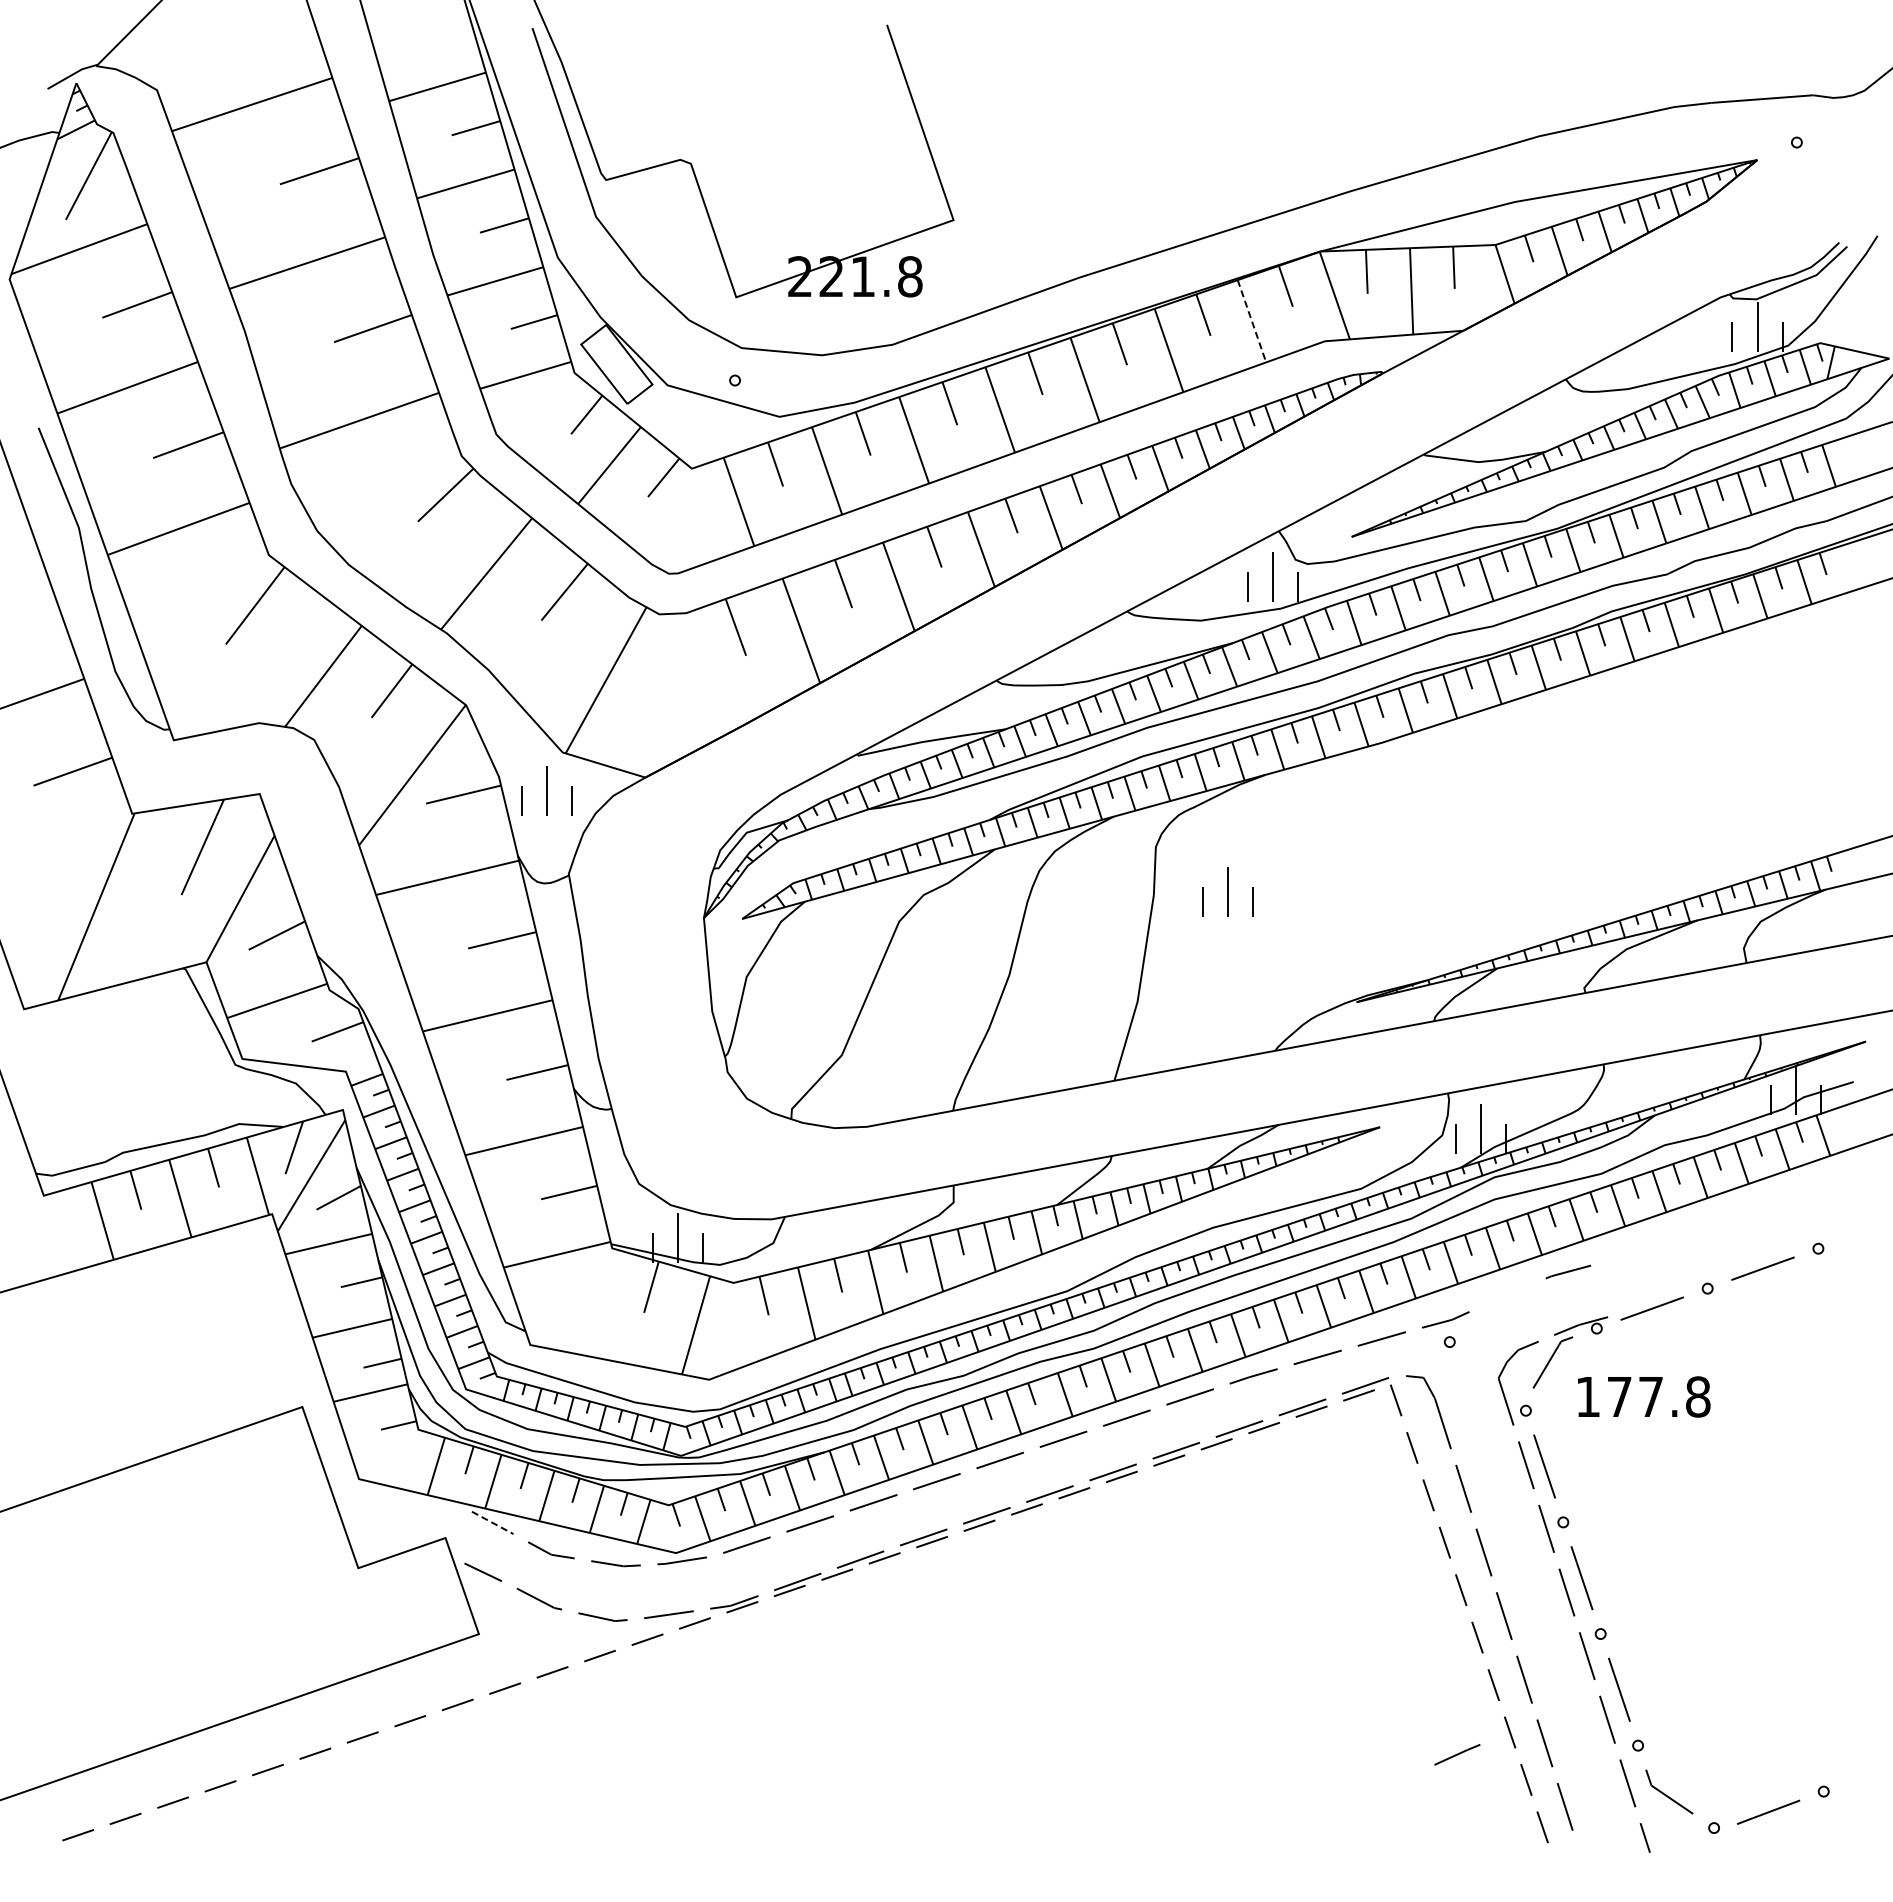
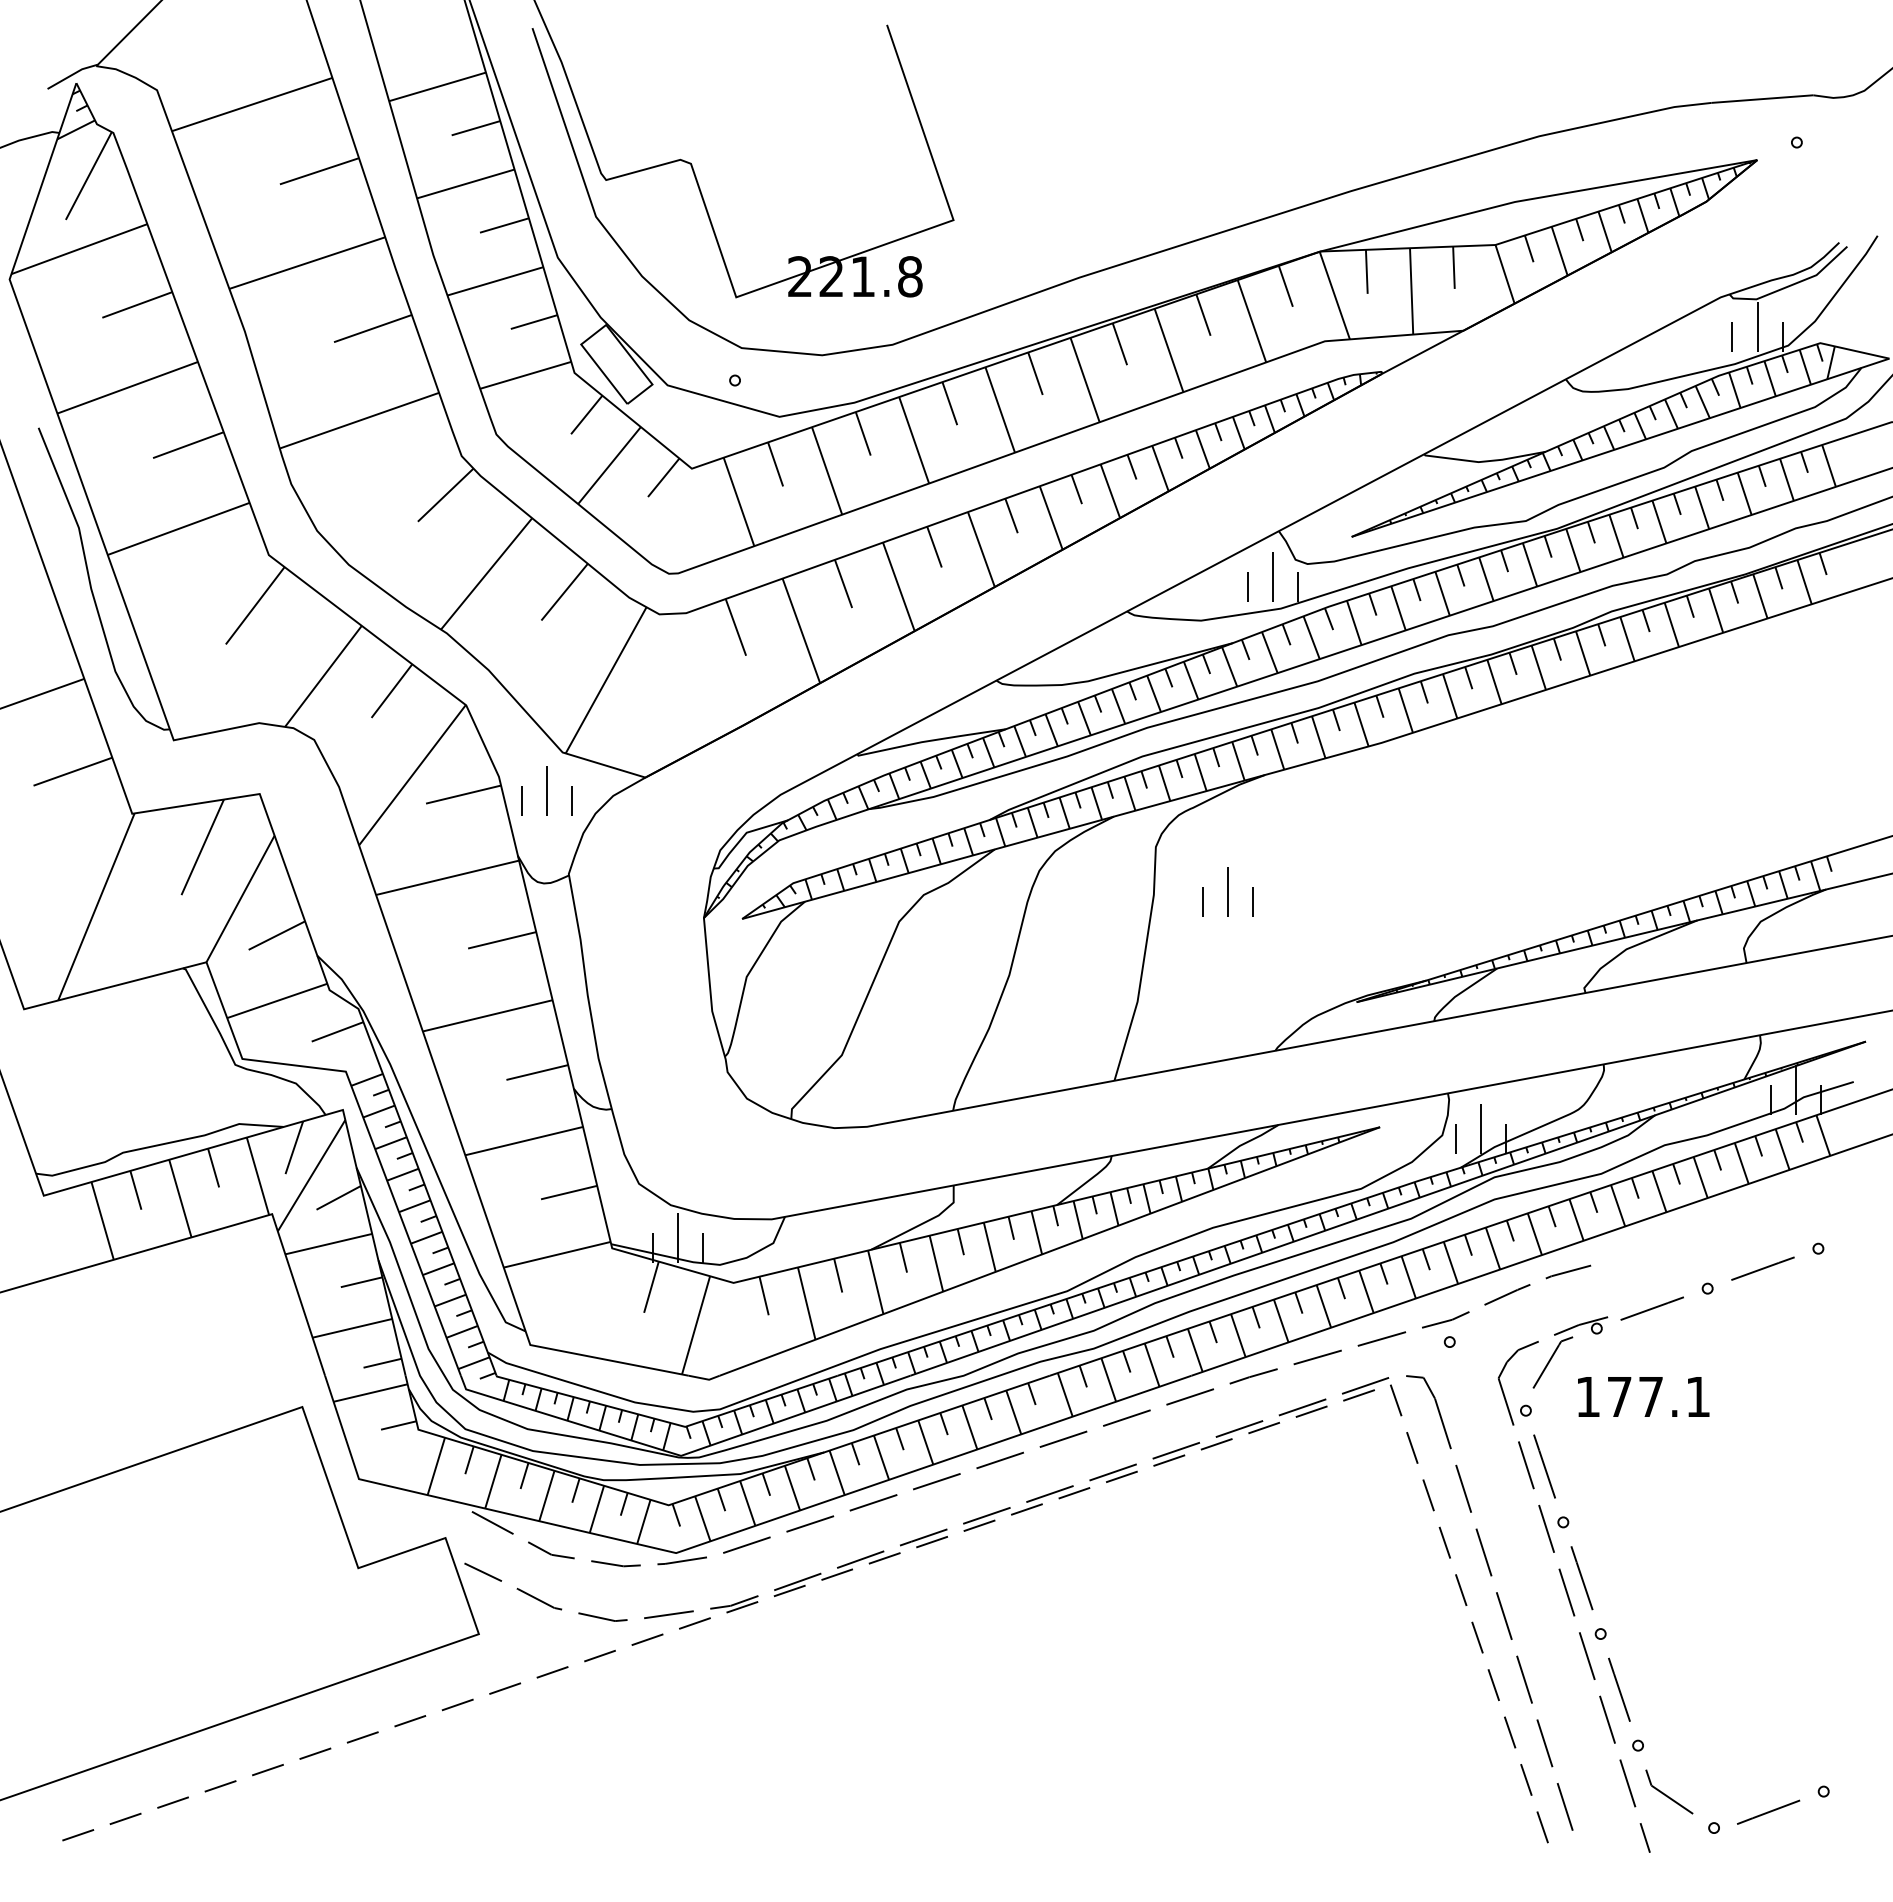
line: dashed -> solid (1251, 321)
text: 177.8 -> 177.1 (1698, 1396)
line: dashed -> solid (492, 1522)
line position: (1457, 1754) -> (1507, 1294) (1507, 1294)
